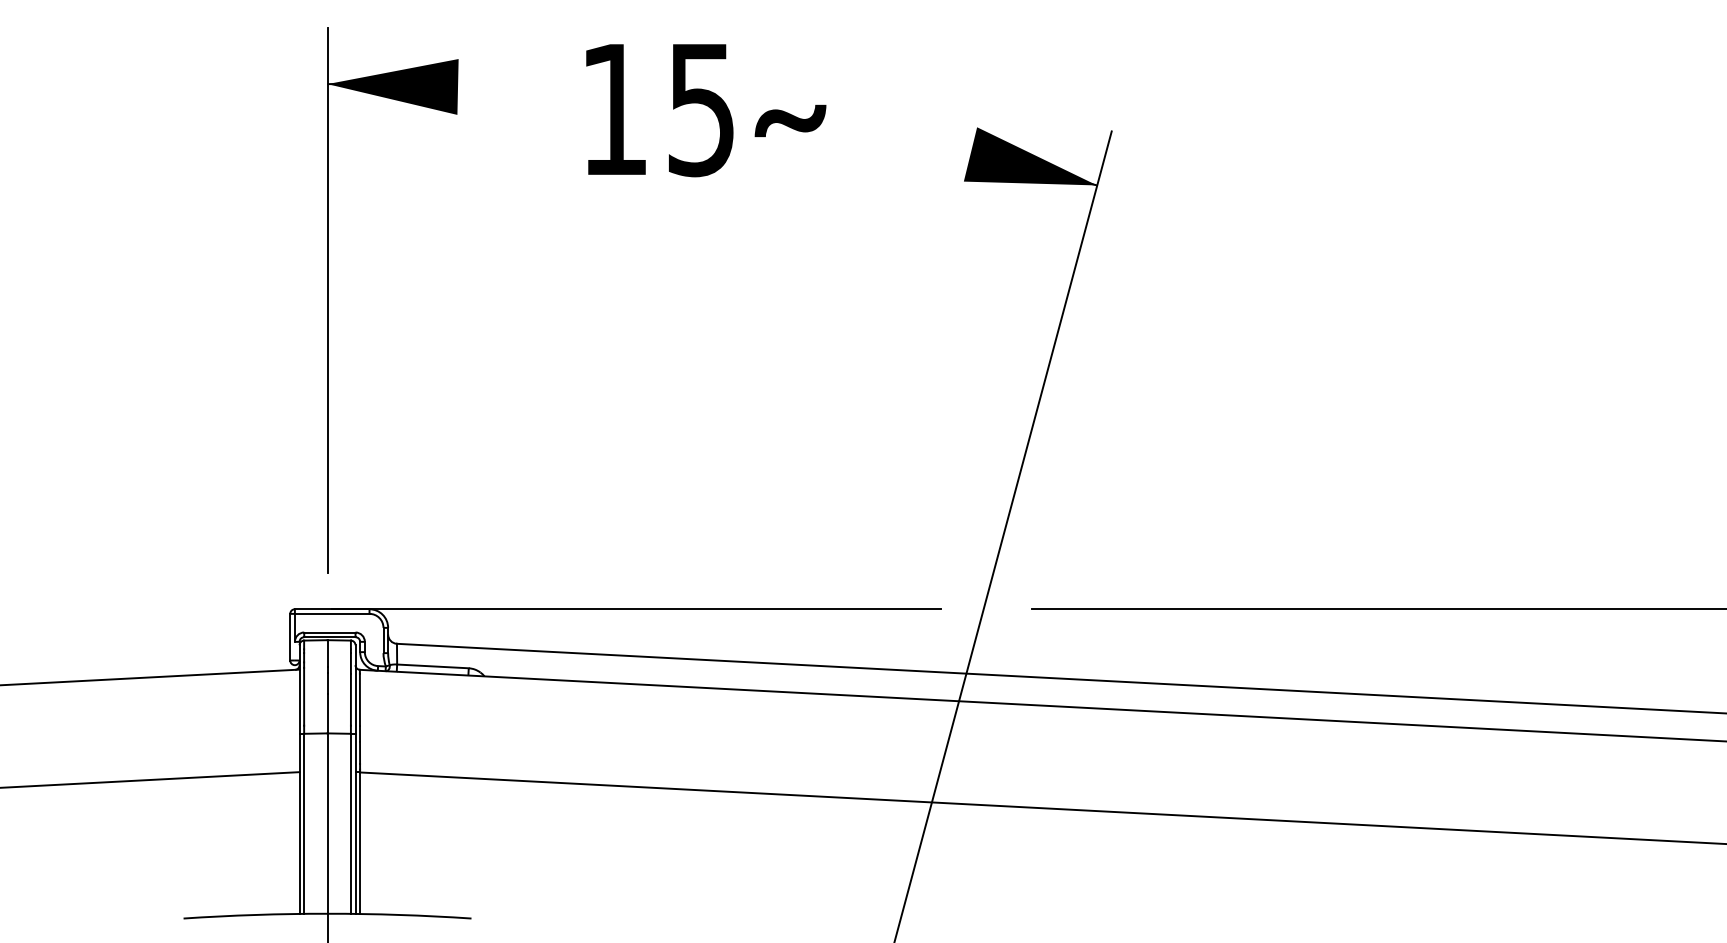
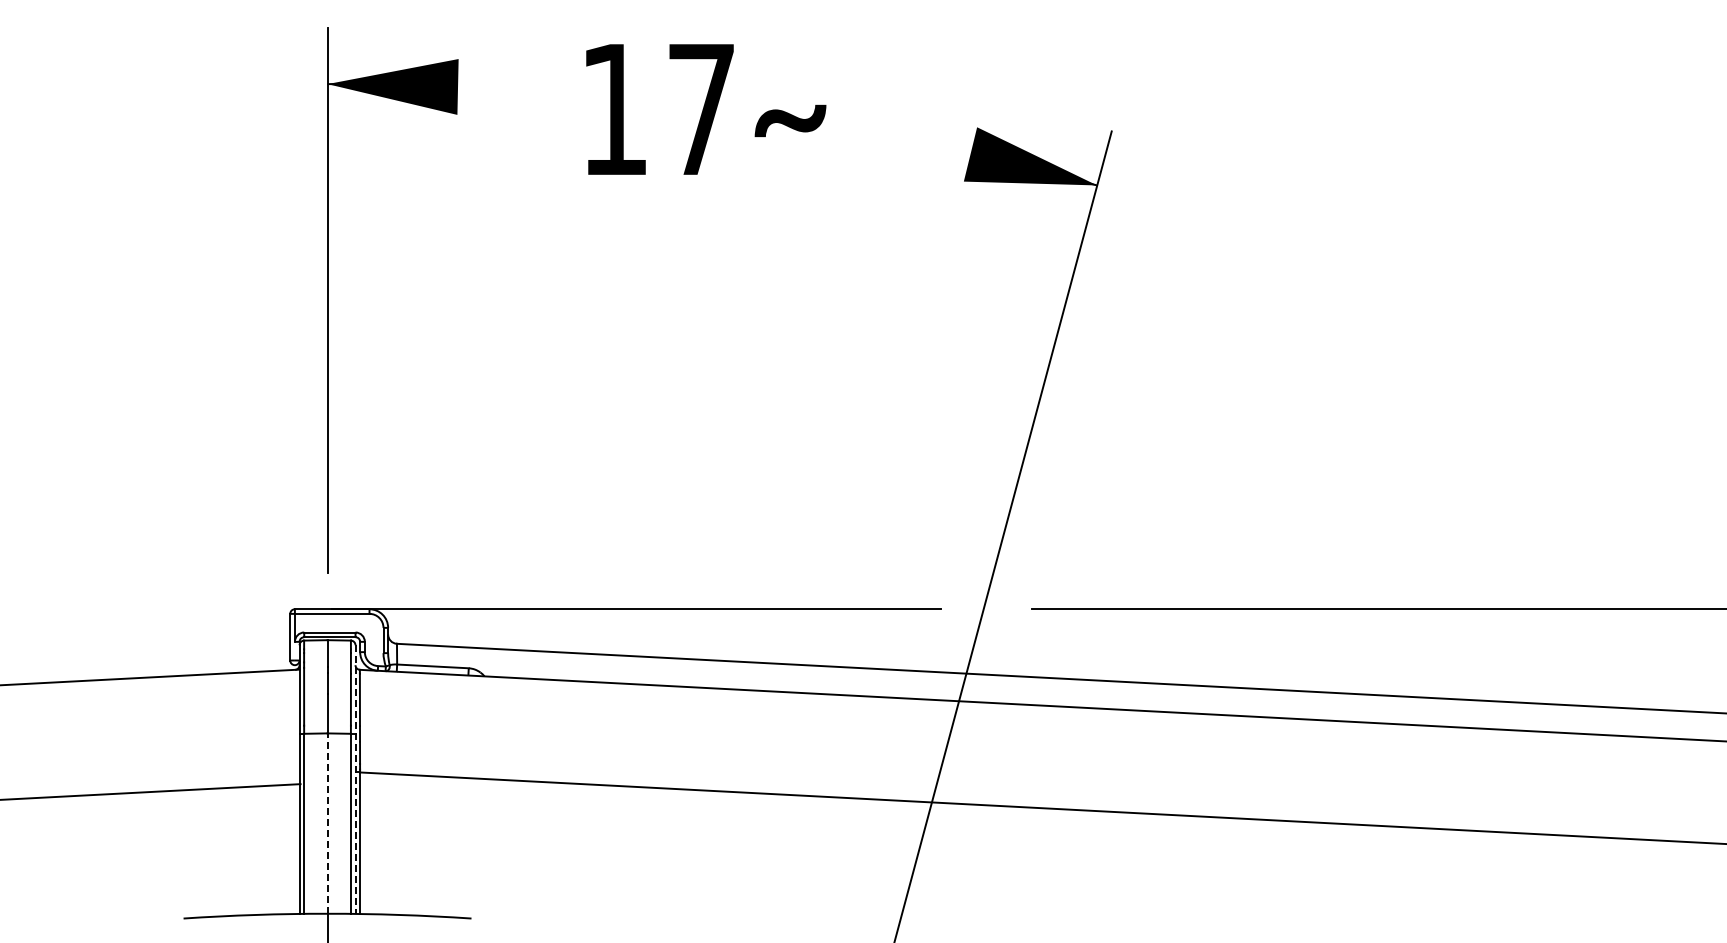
text: 15 -> 17 (700, 110)
line position: (150, 779) -> (151, 791) (151, 791)
line: solid -> dashed (355, 780)
line: solid -> dashed (327, 823)
